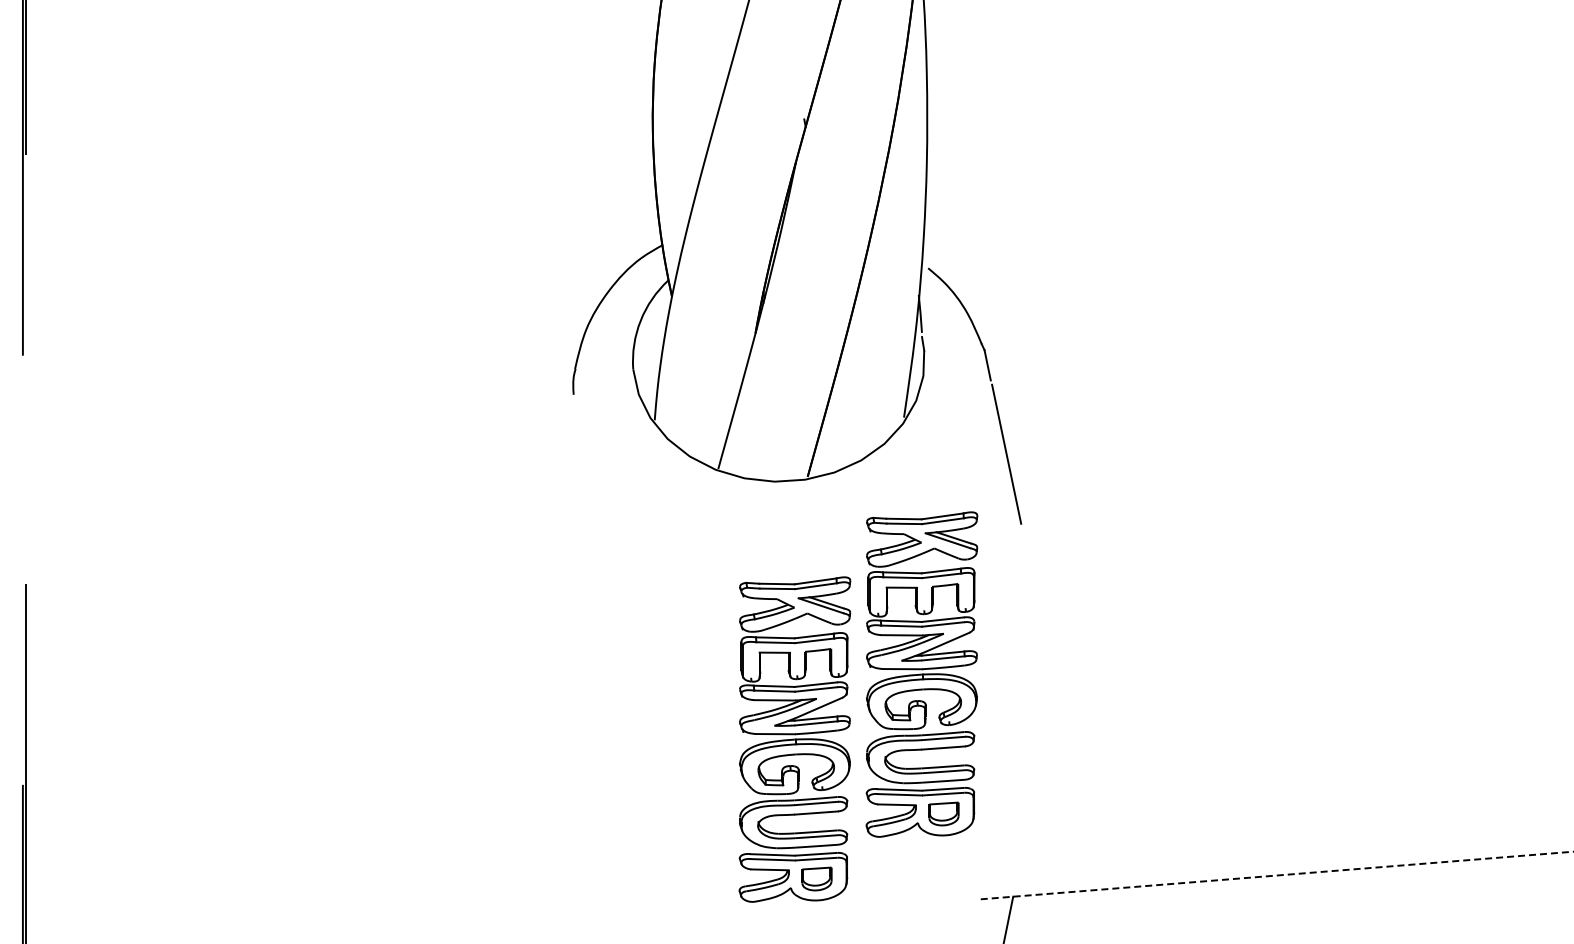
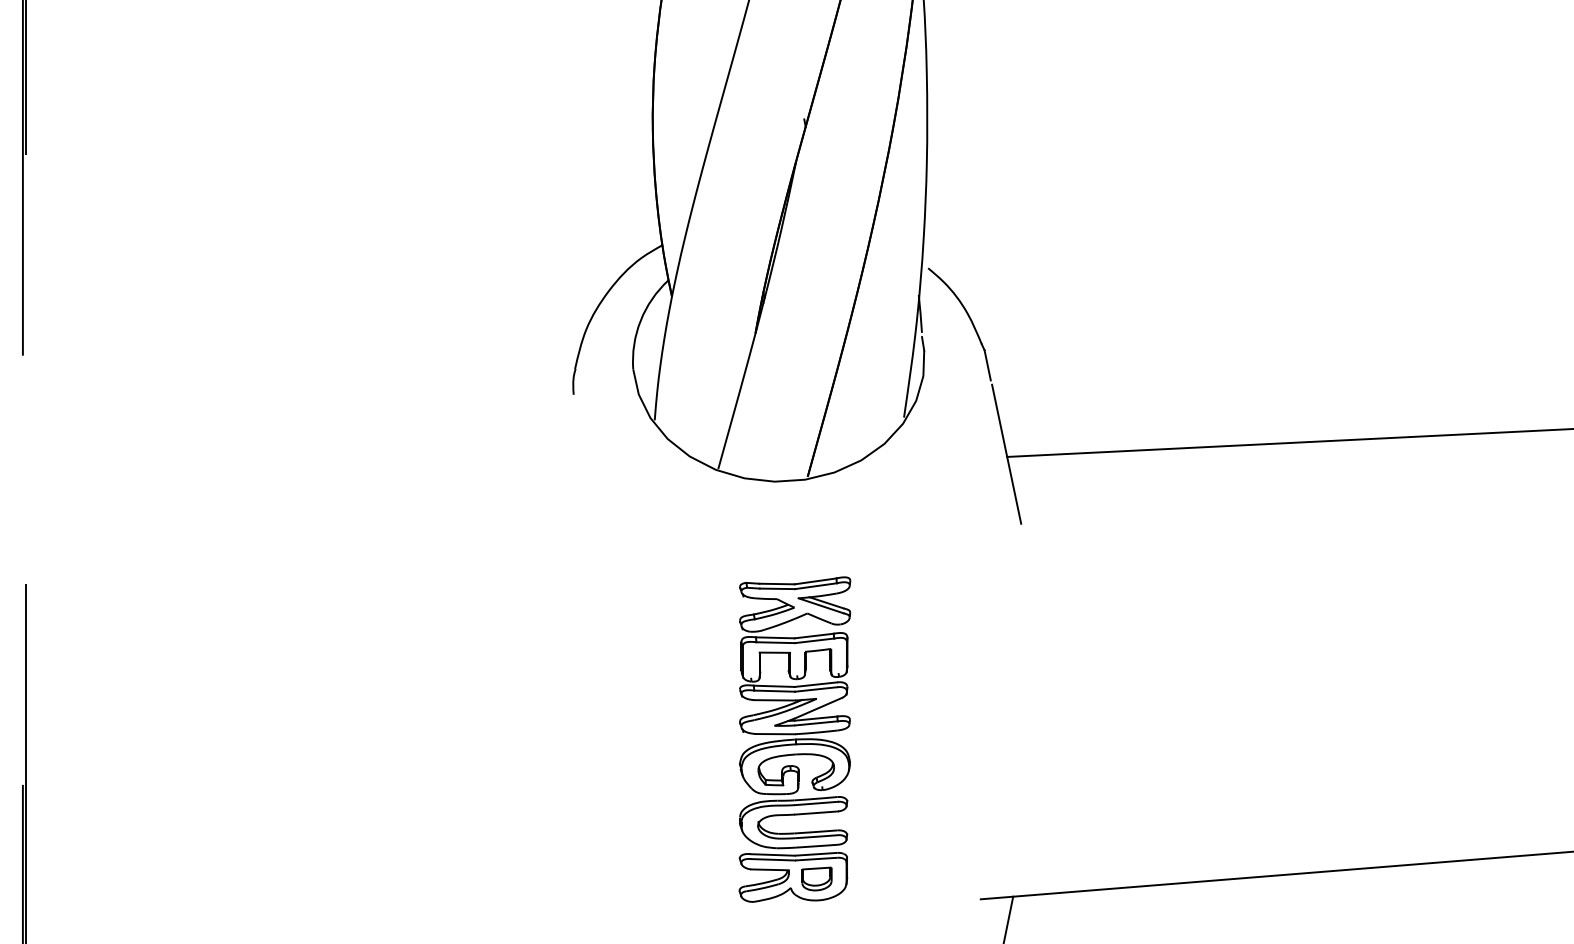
line: none -> present (1288, 442)
part: present -> none (921, 674)
line: dashed -> solid (1277, 875)
